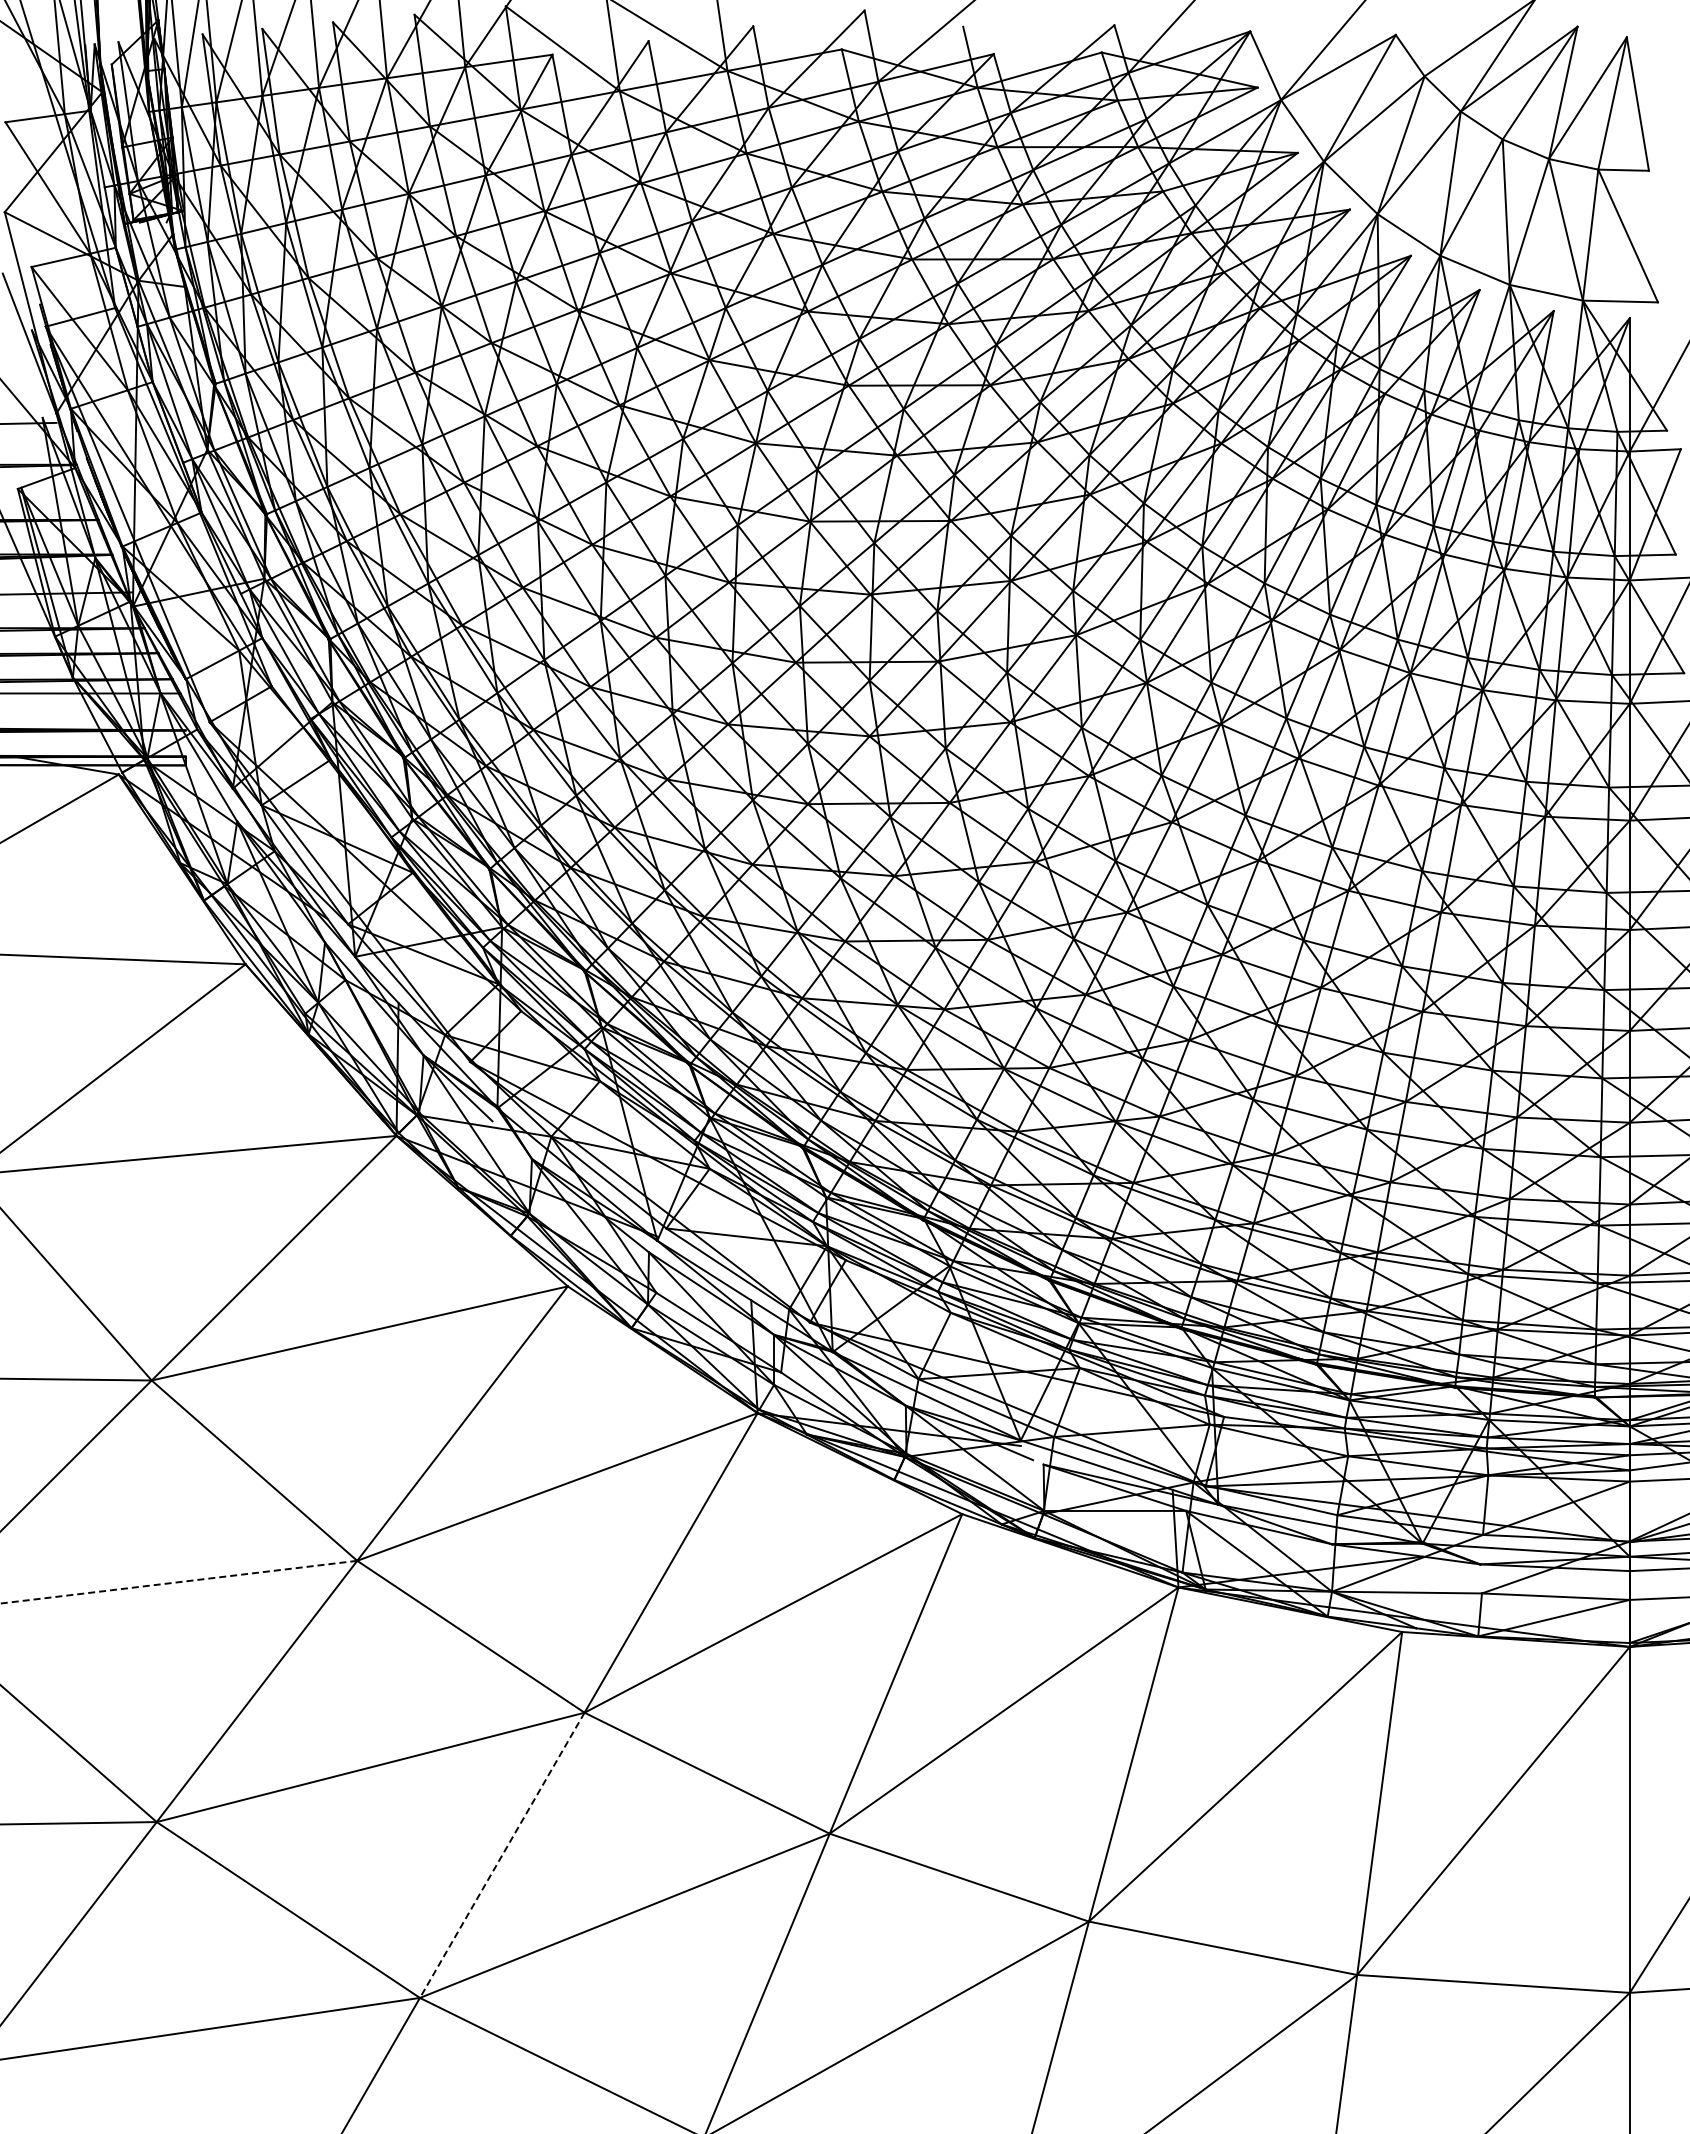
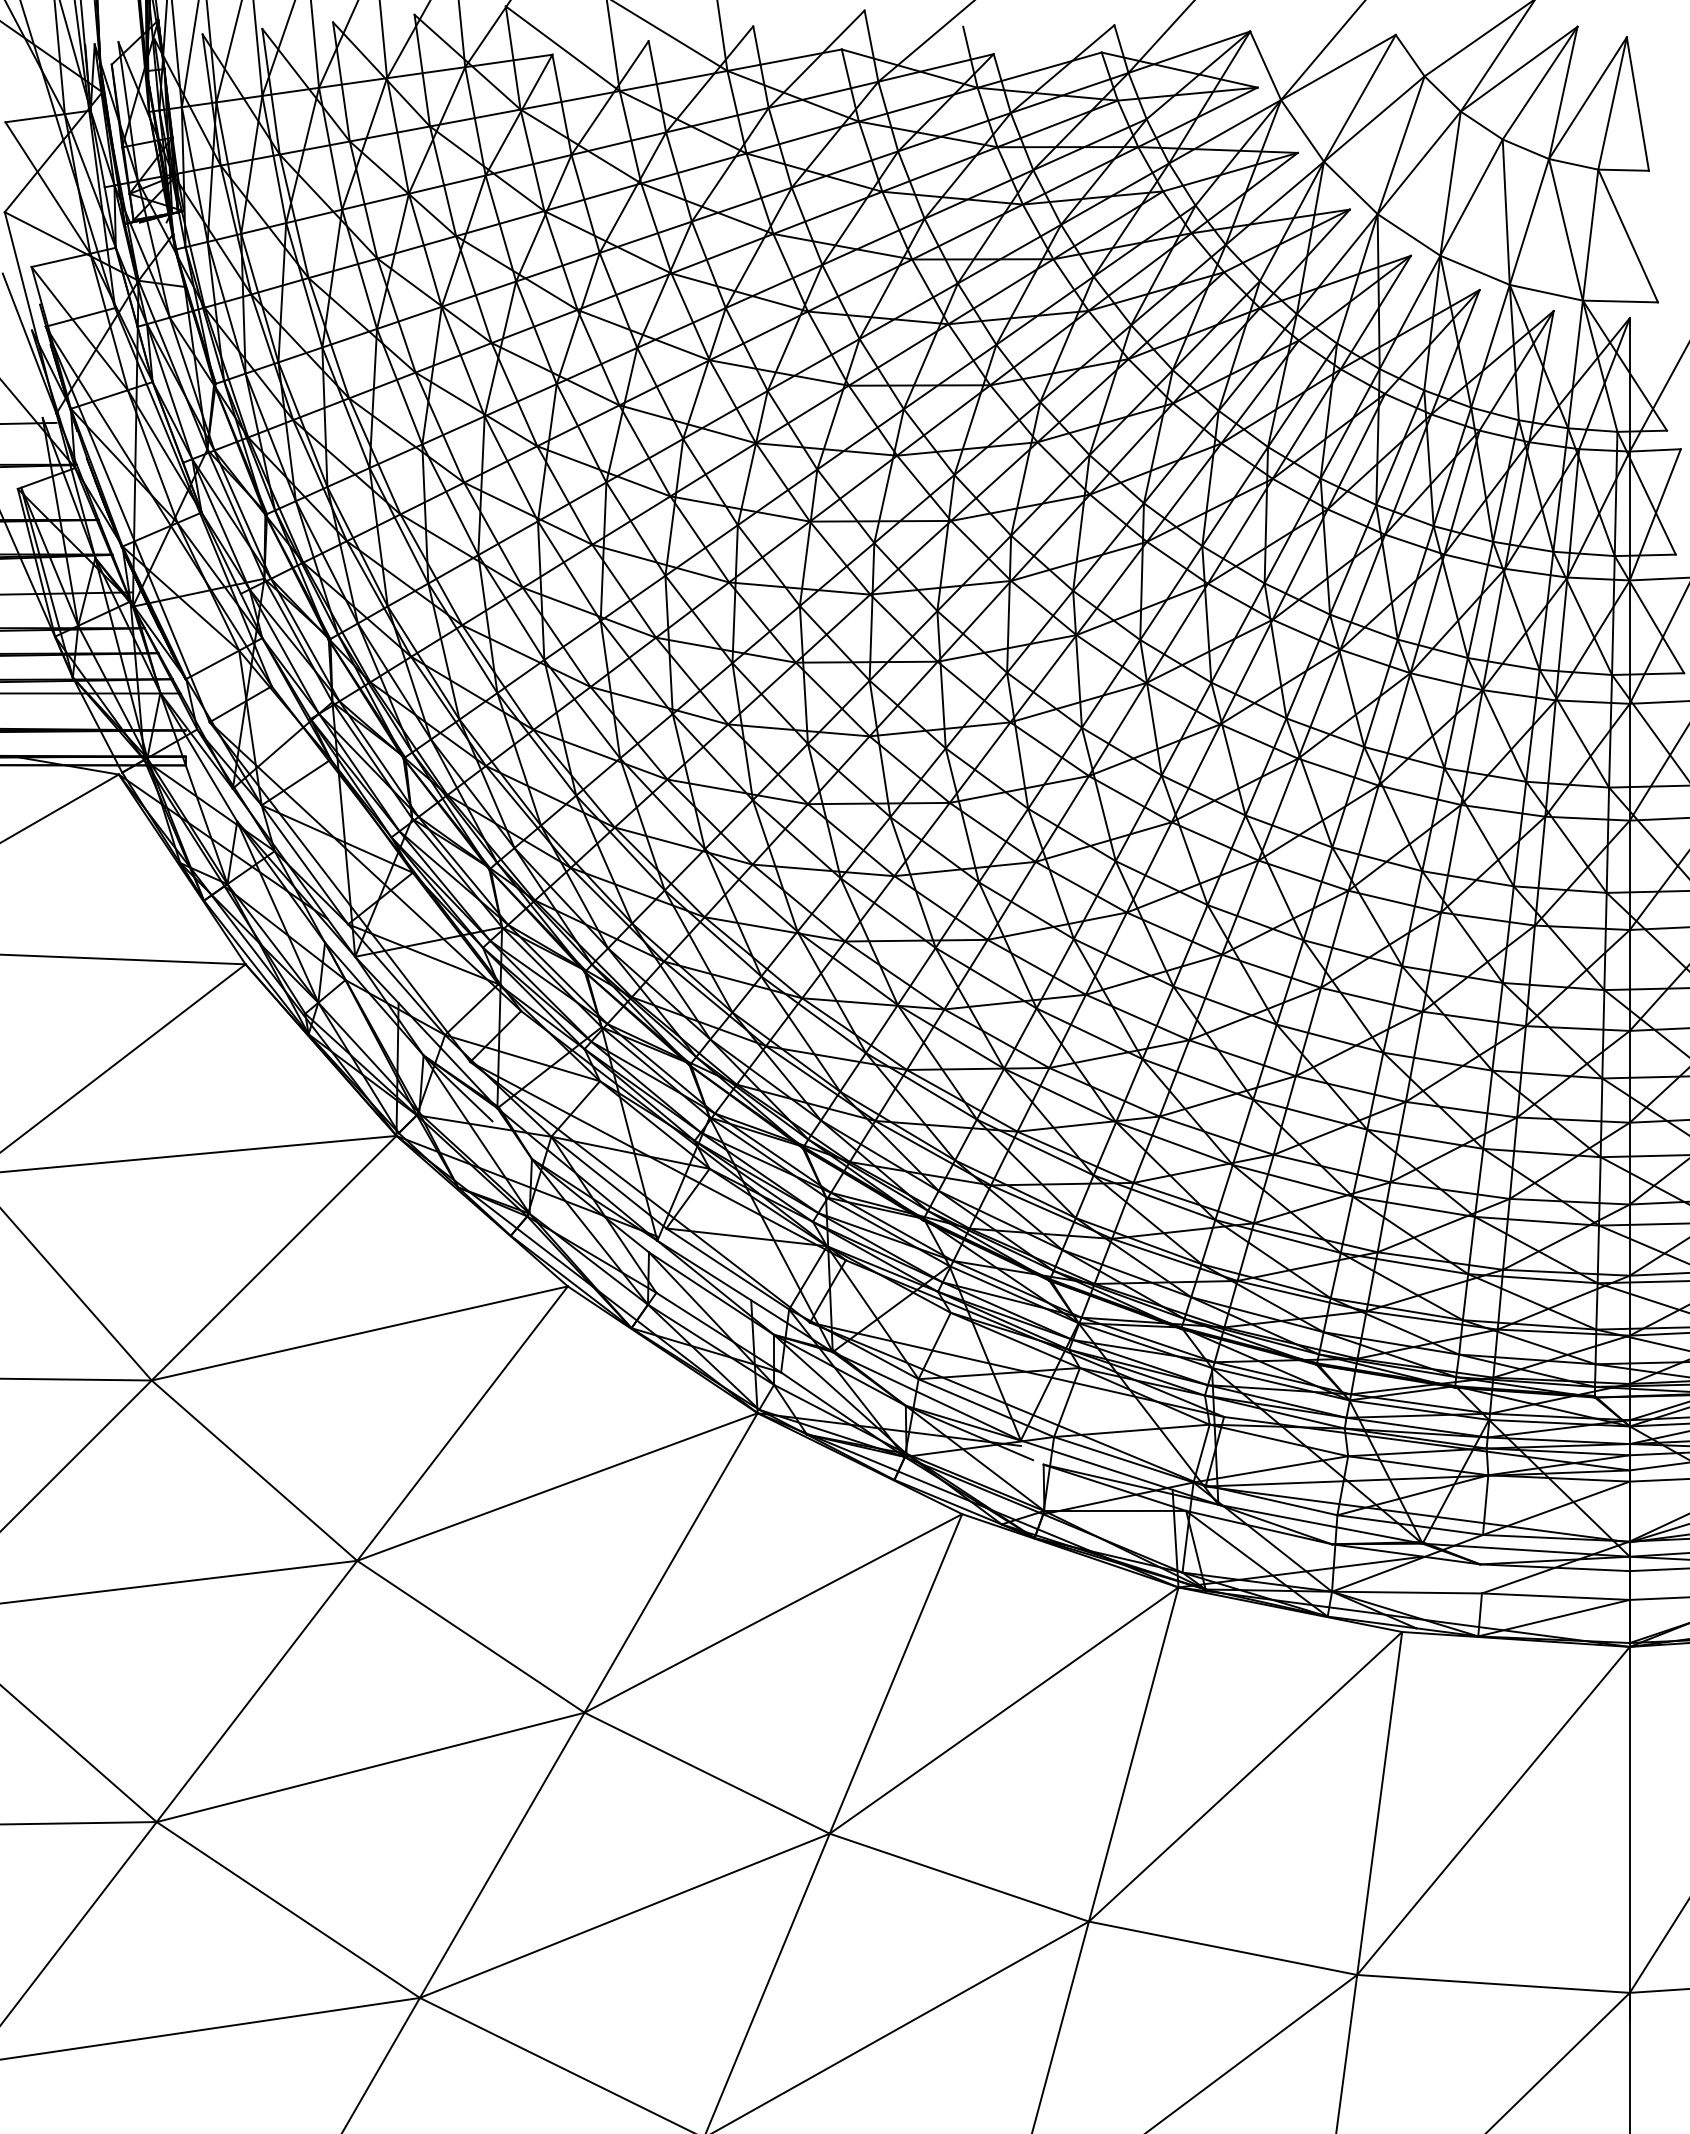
line: dashed -> solid (178, 1582)
line: dashed -> solid (502, 1855)
